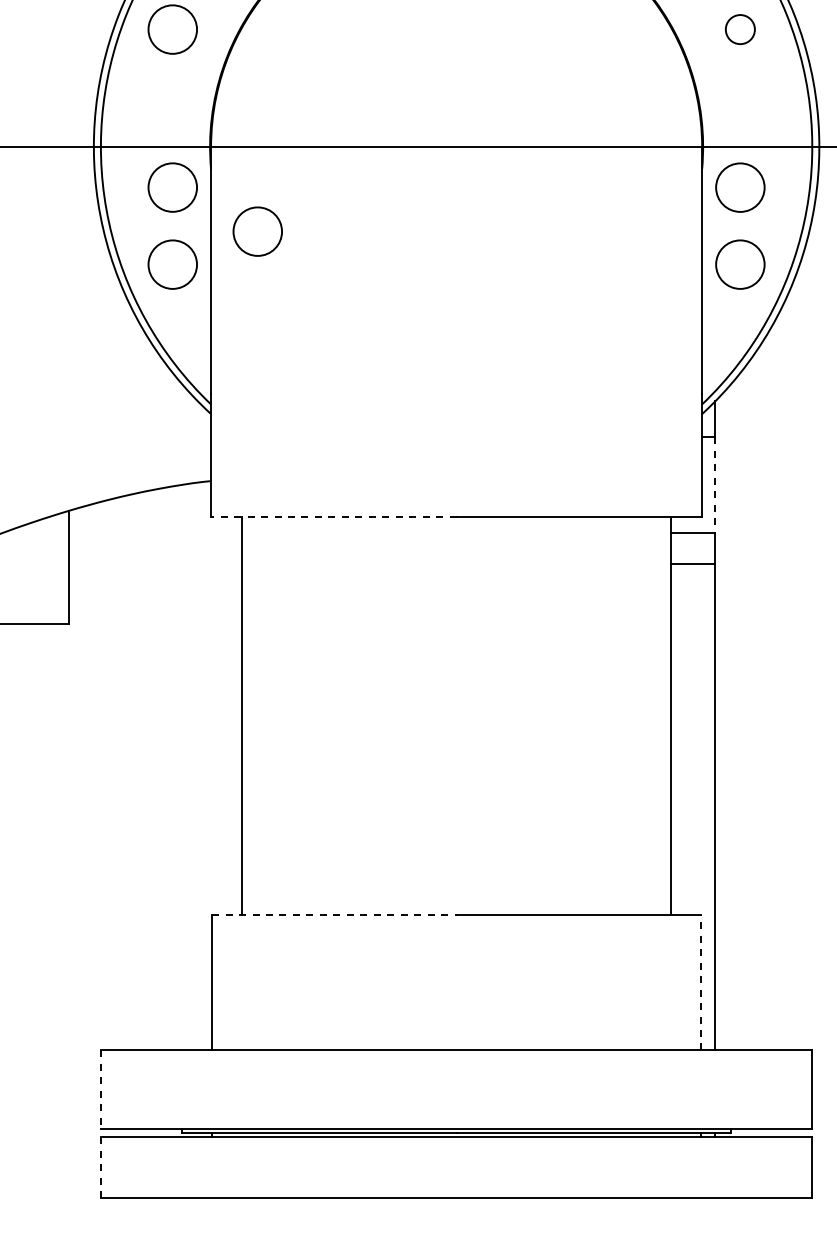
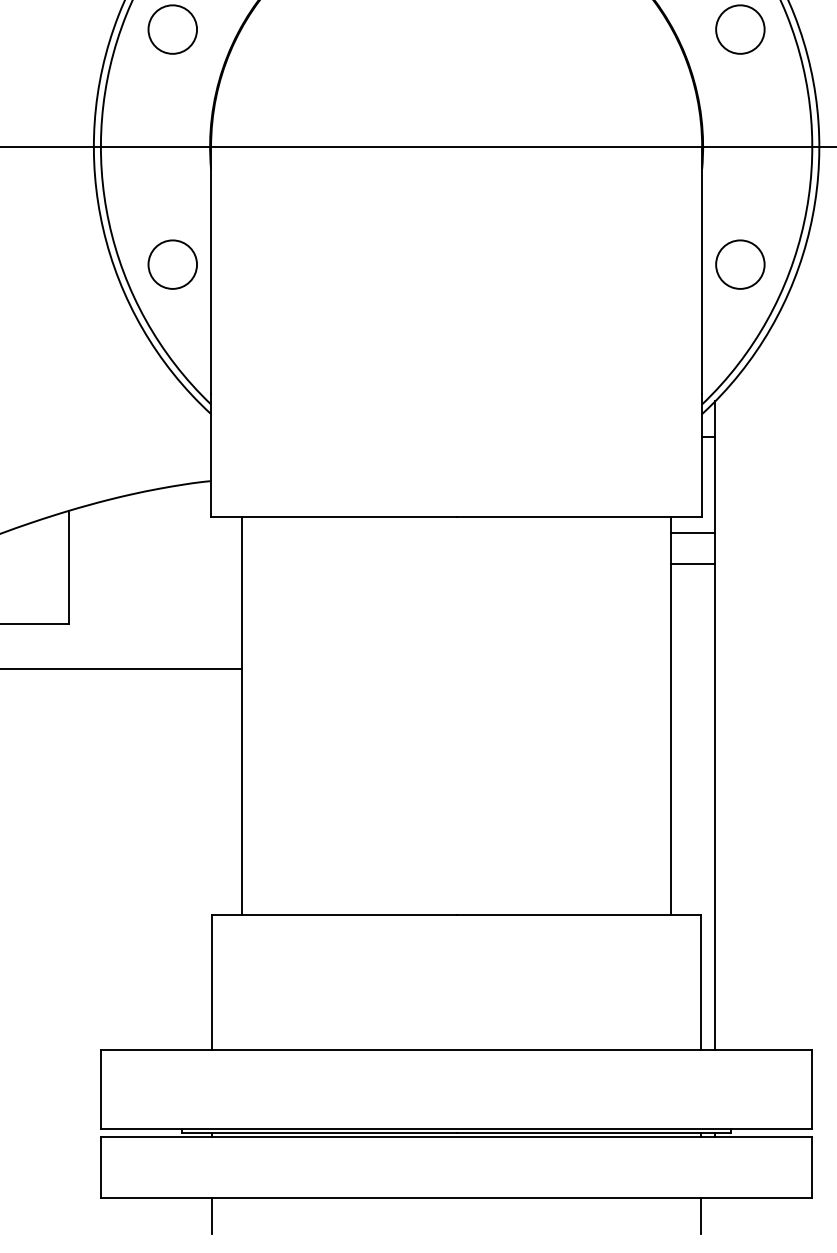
circle diameter: 29 px -> 49 px (740, 29)
circle: present -> none (172, 187)
circle: present -> none (740, 187)
circle: present -> none (257, 231)
line: dashed -> solid (715, 485)
line: dashed -> solid (333, 516)
line: none -> present (122, 668)
line: dashed -> solid (334, 915)
line: dashed -> solid (701, 982)
line: dashed -> solid (100, 1090)
line: dashed -> solid (100, 1168)
line: none -> present (212, 1215)
line: none -> present (701, 1215)
